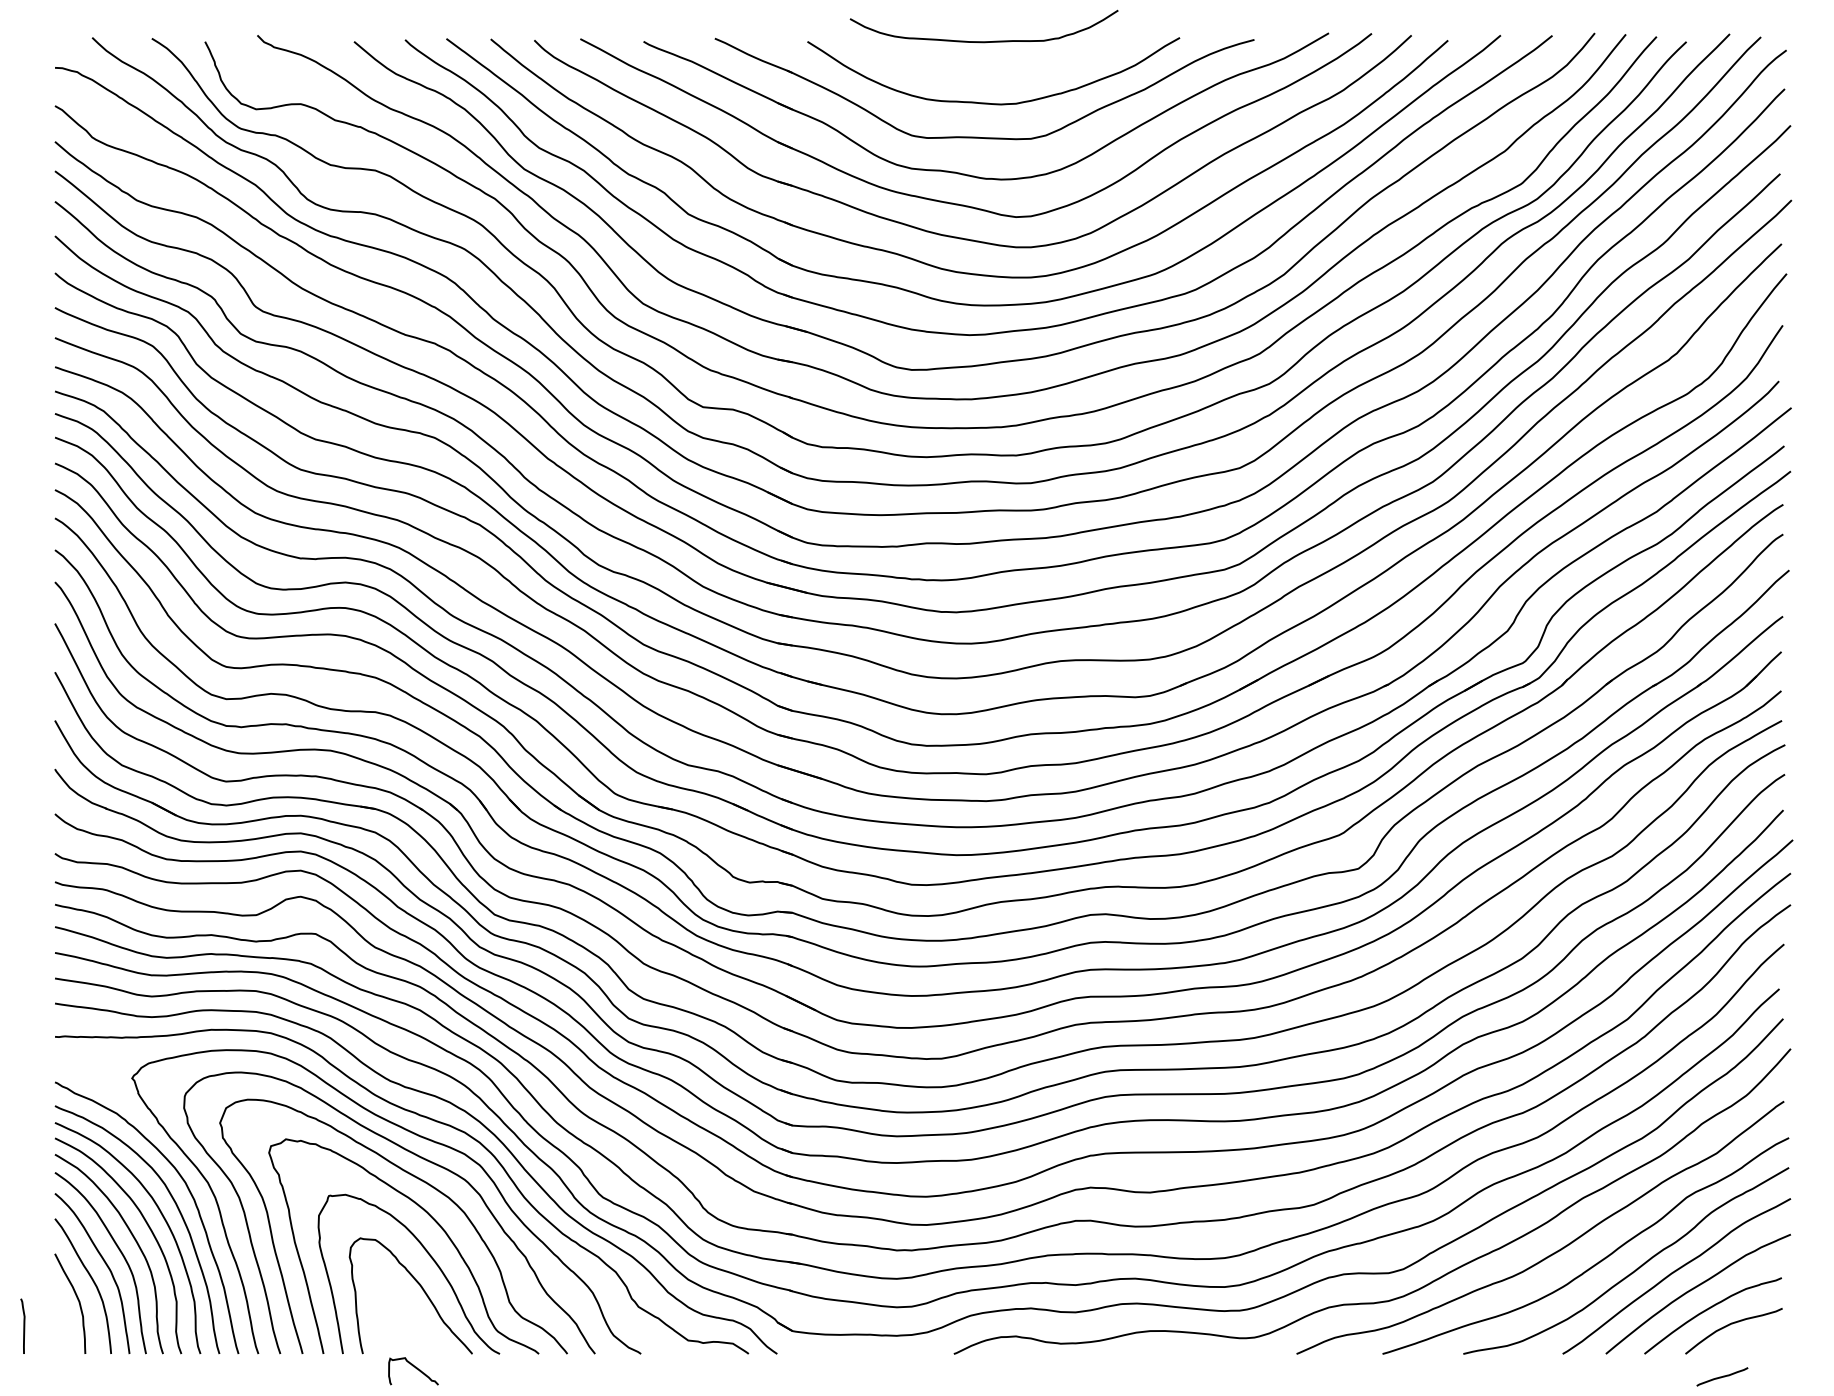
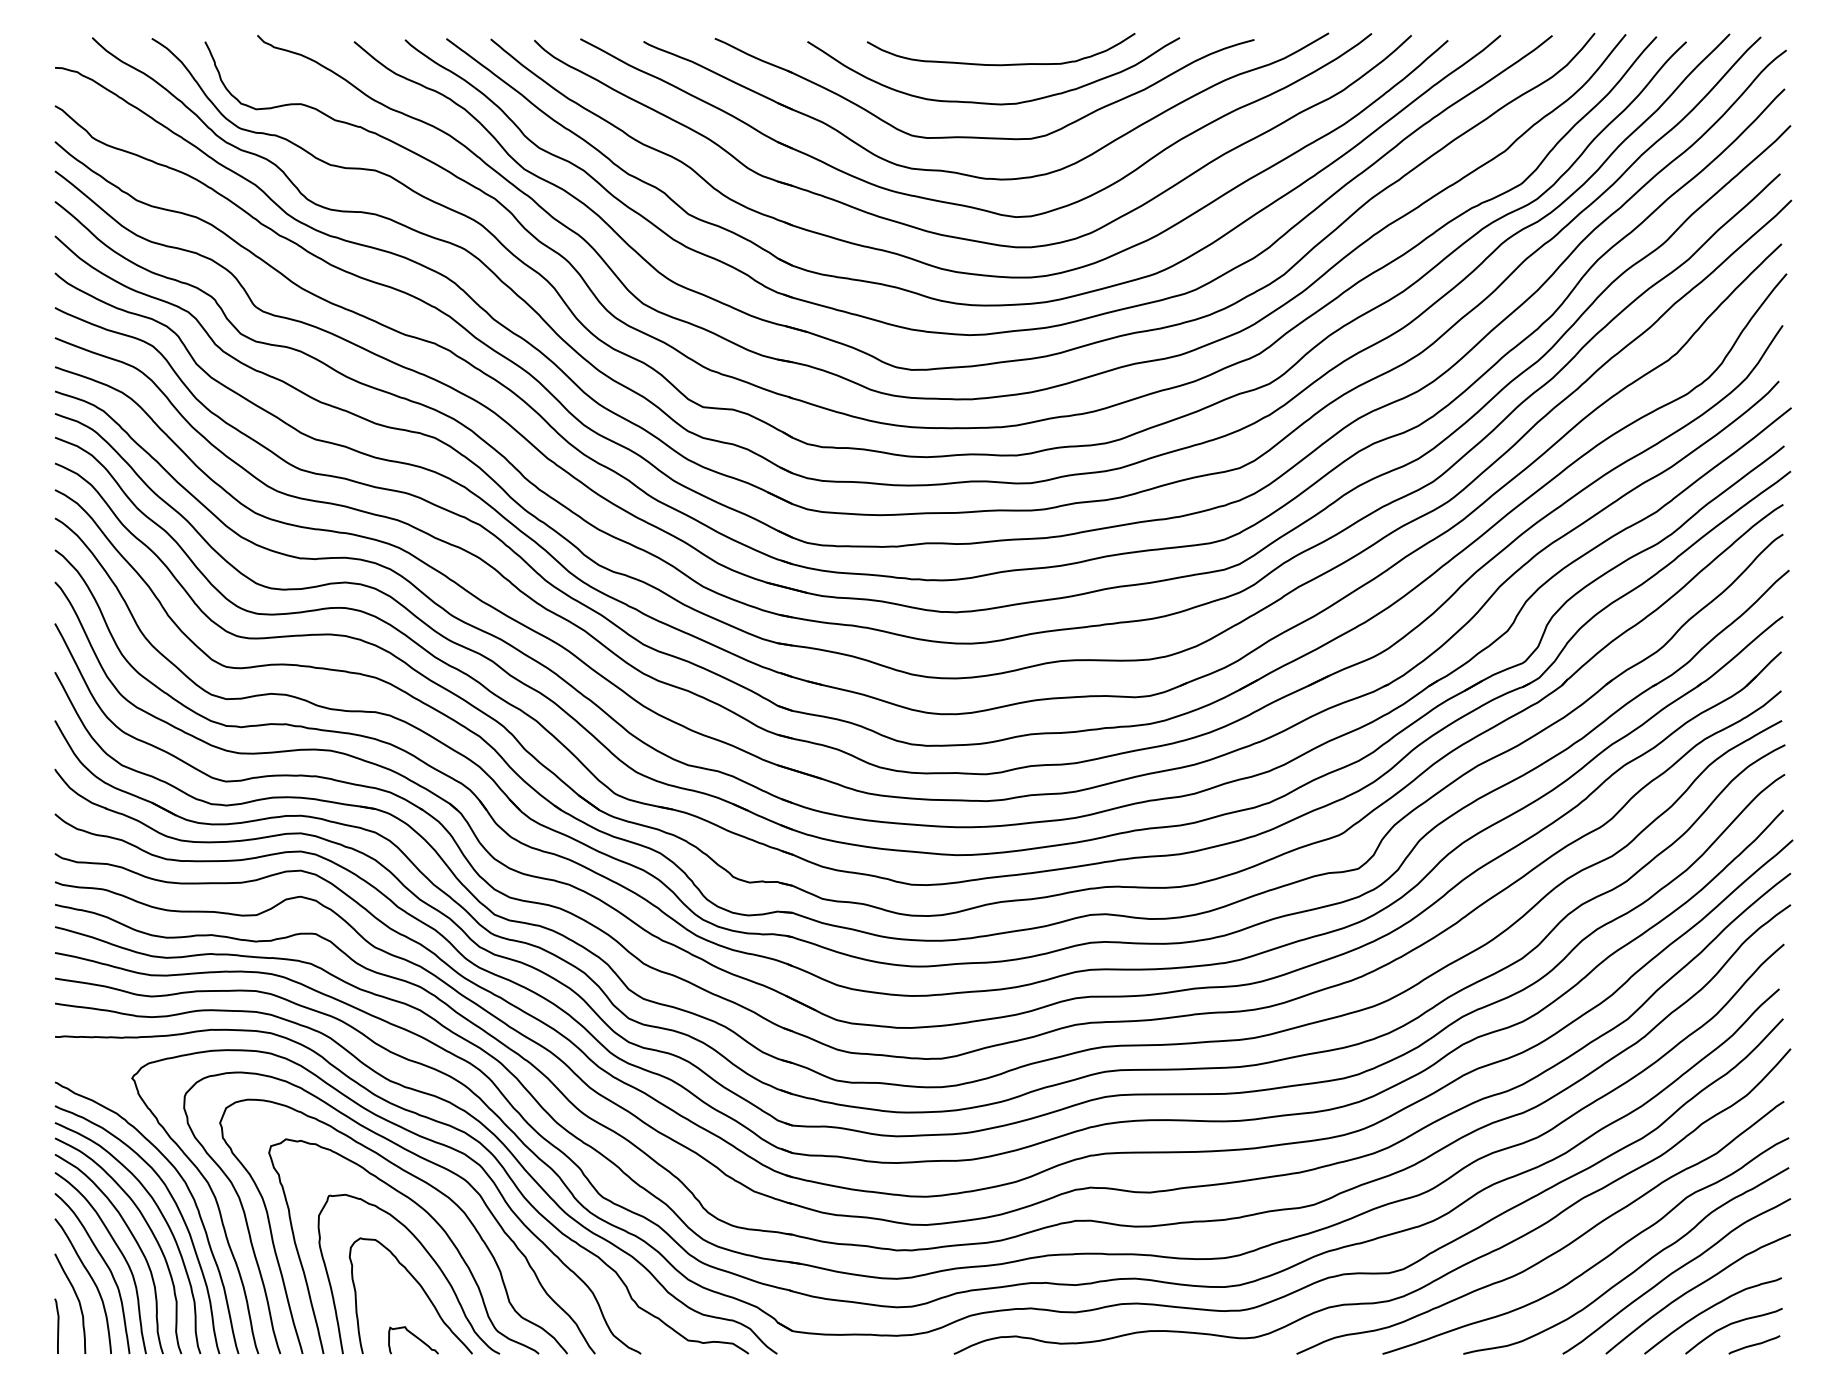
curve position: (983, 41) -> (1000, 64) (1000, 64)
curve position: (23, 1325) -> (57, 1325) (57, 1325)
curve position: (415, 1368) -> (415, 1337) (415, 1337)
line position: (1722, 1376) -> (1754, 1344) (1754, 1344)
